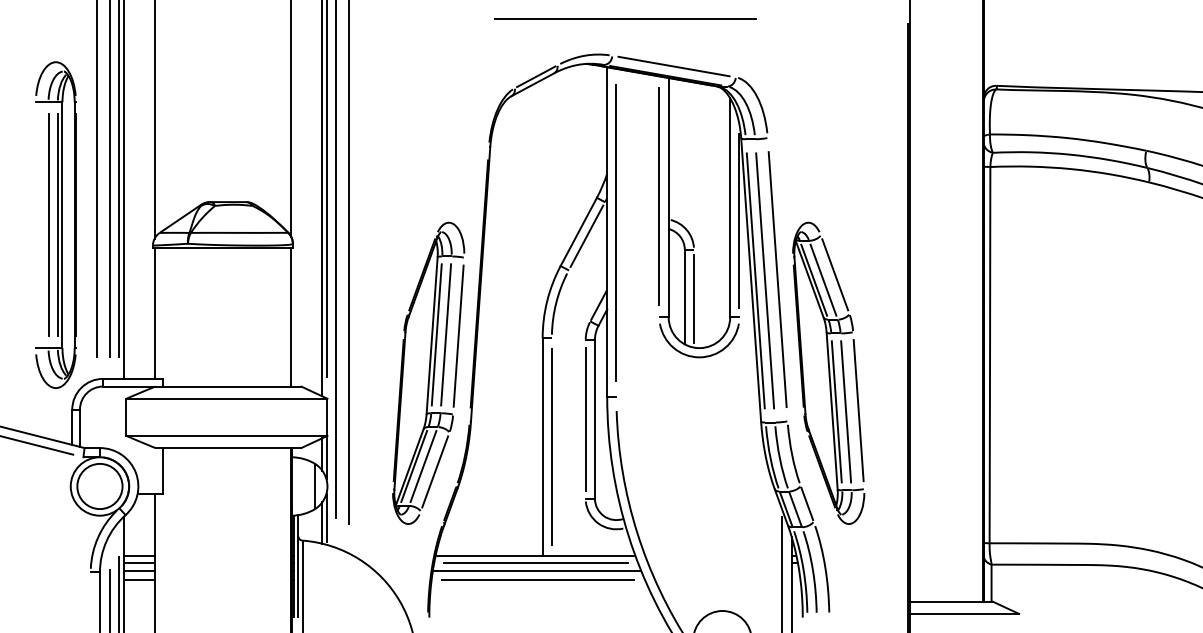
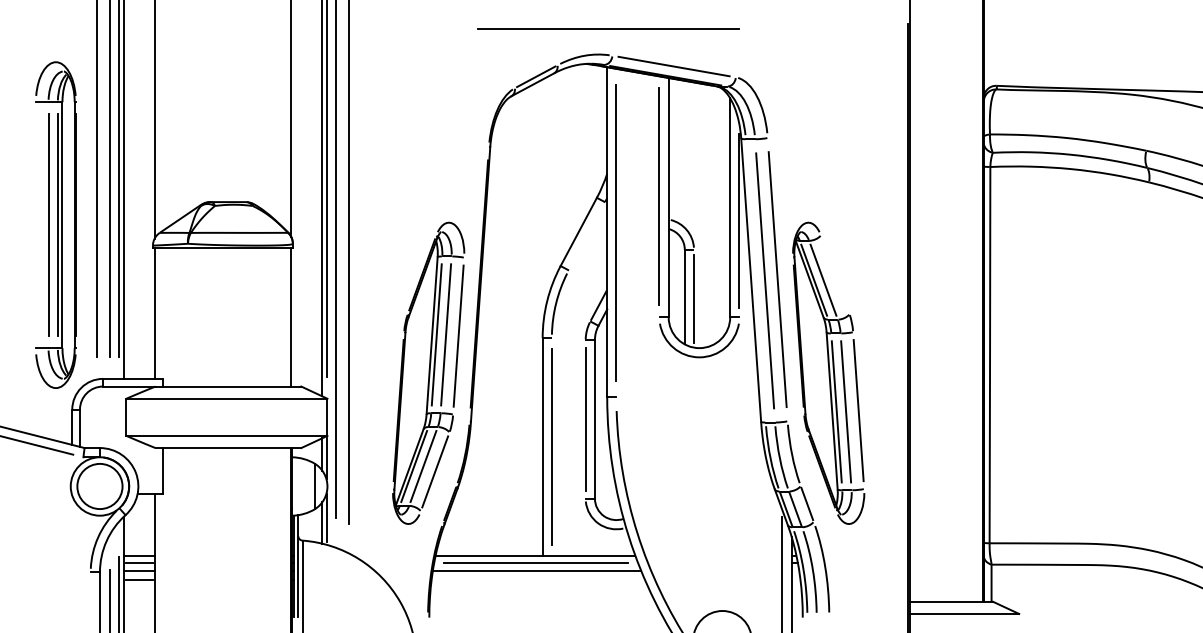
line position: (625, 18) -> (608, 28) (608, 28)
line: present -> none (586, 235)
line: present -> none (835, 274)
line: present -> none (755, 280)
line: present -> none (537, 579)
